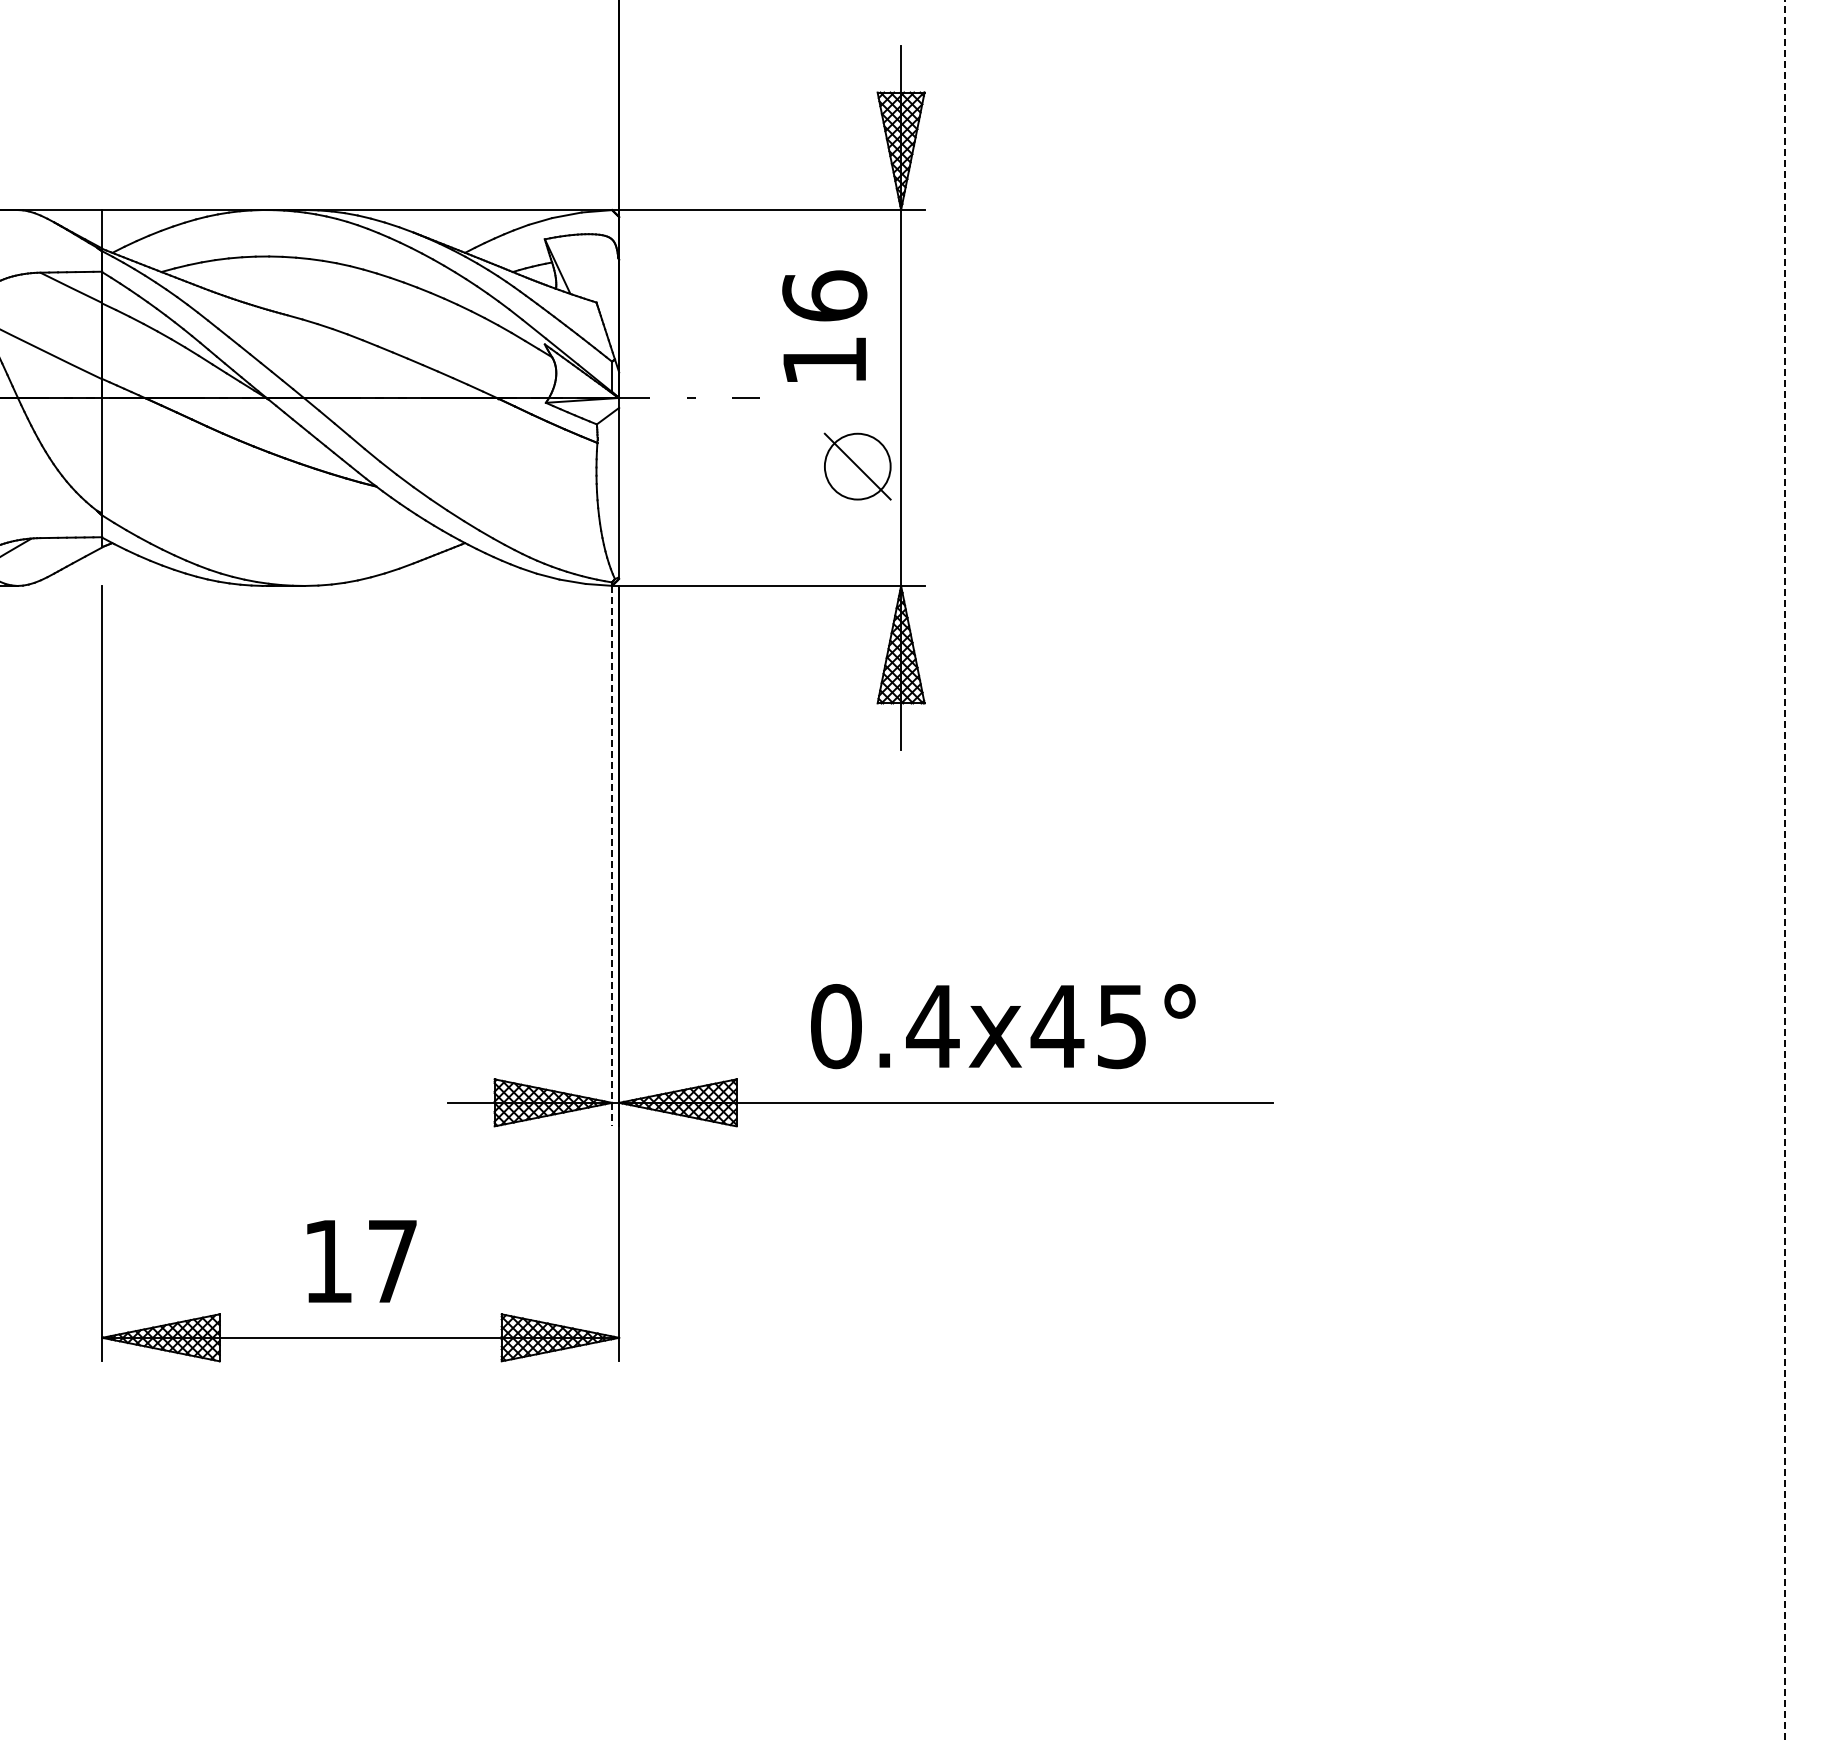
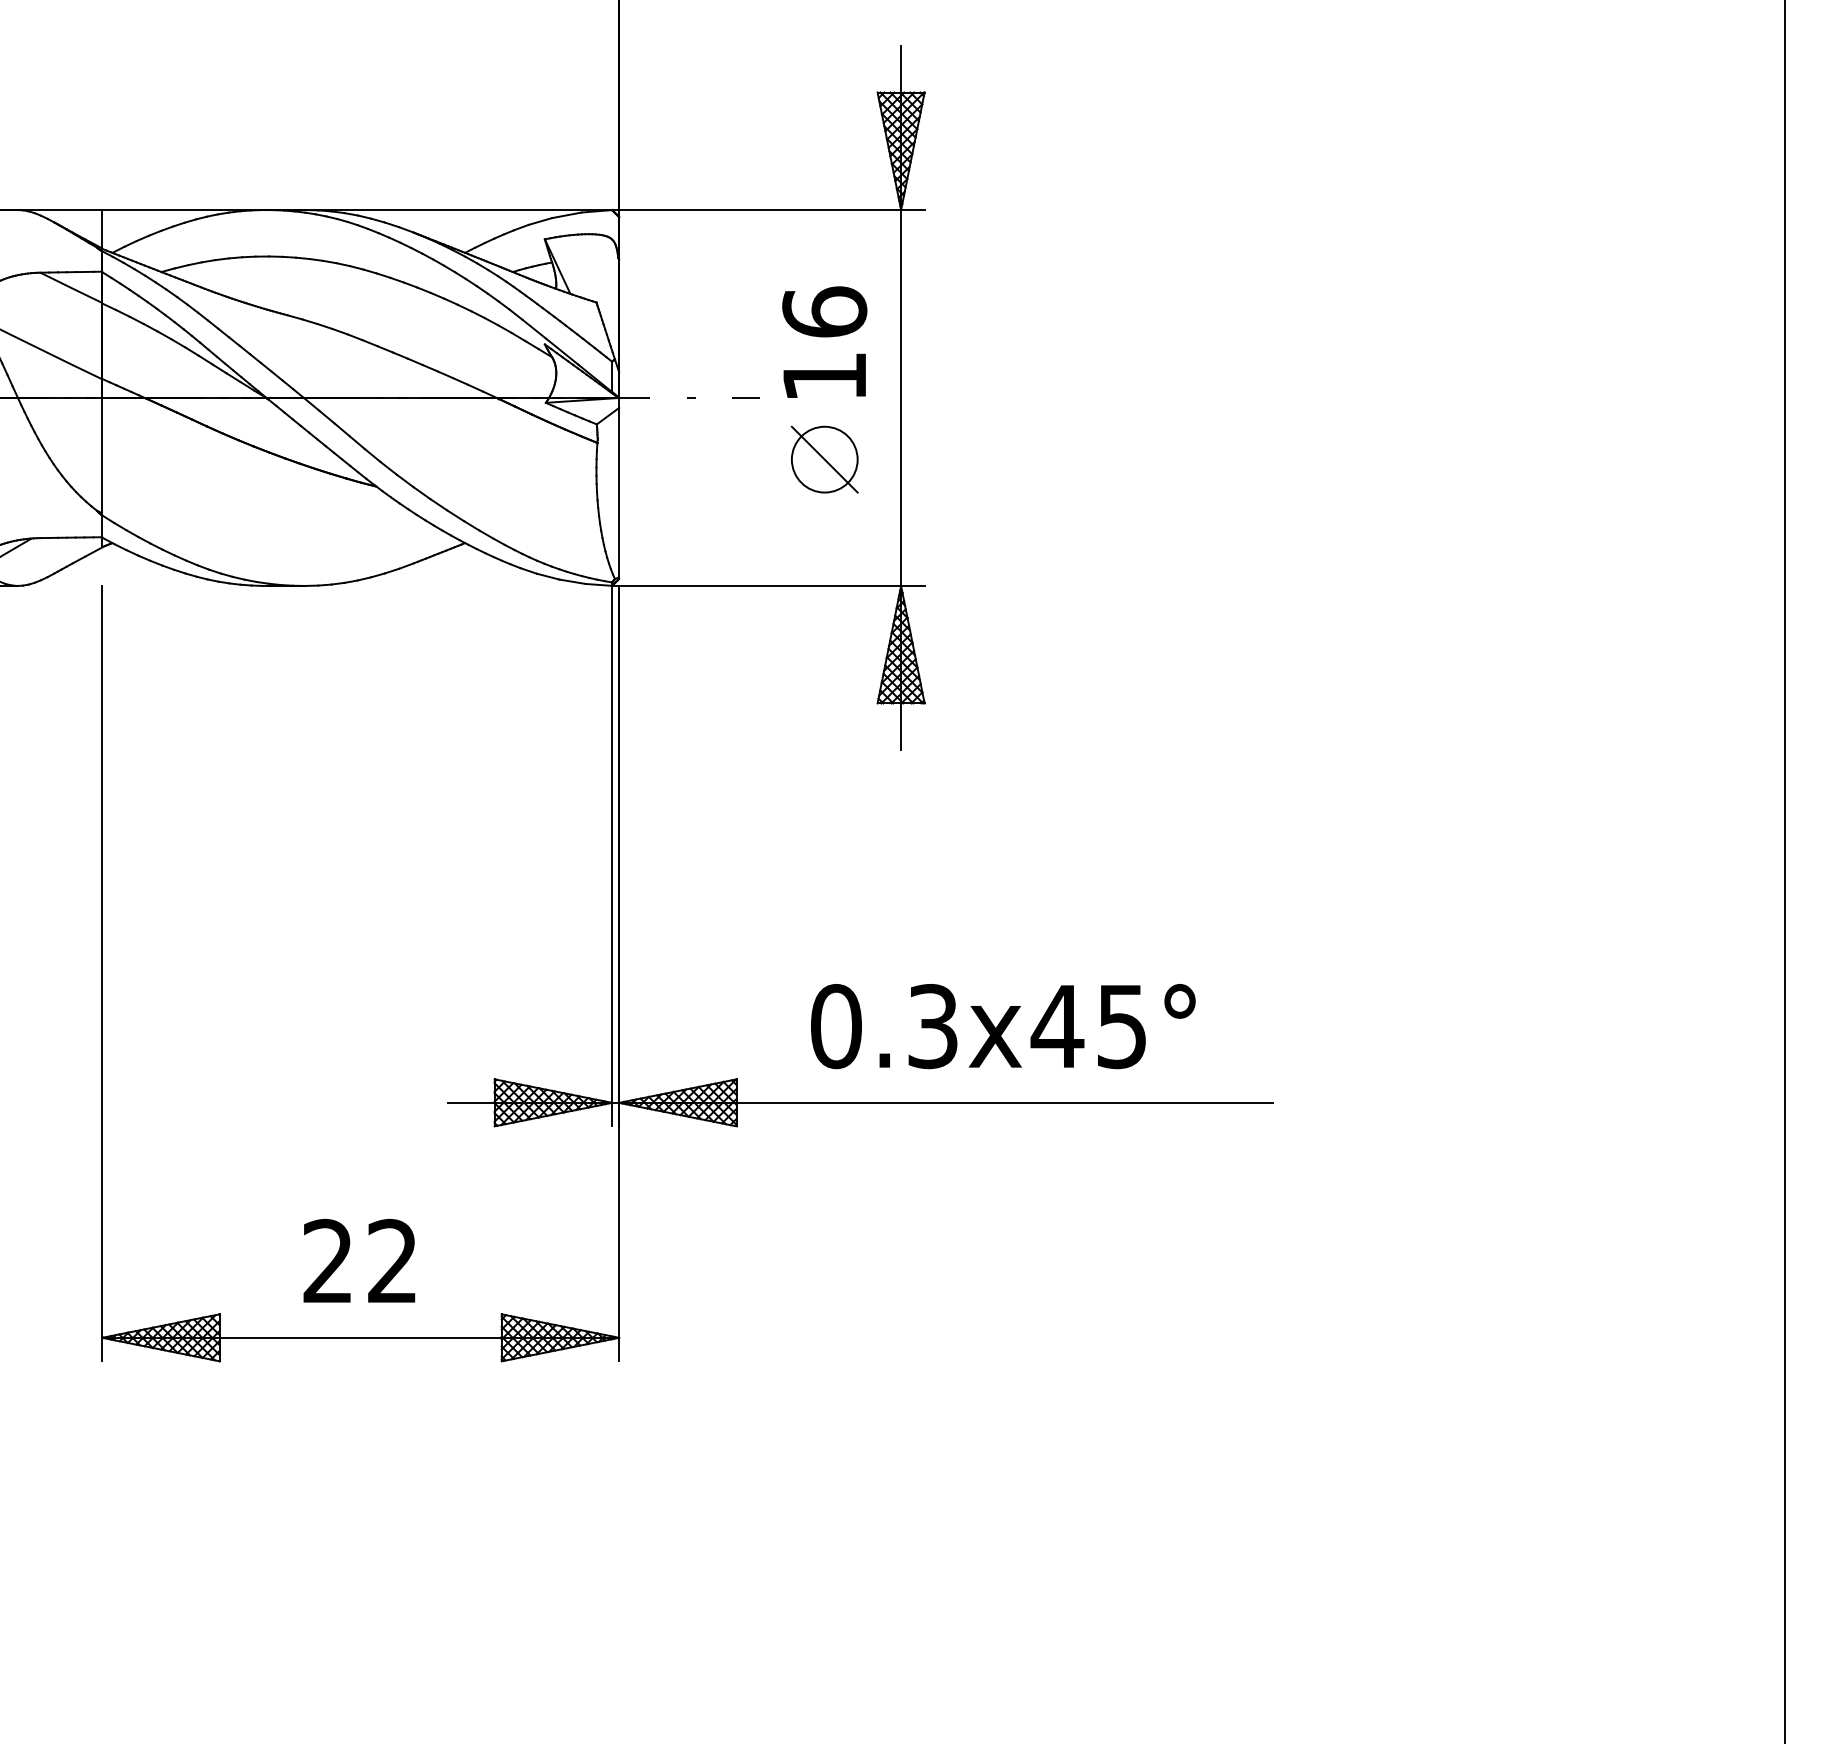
text position: (824, 325) -> (824, 341) (824, 341)
part position: (857, 466) -> (824, 459) (824, 459)
line: dashed -> solid (612, 856)
line: dashed -> solid (1784, 871)
text: 0.4x45° -> 0.3x45° (932, 1026)
text: 17 -> 22 (359, 1260)
